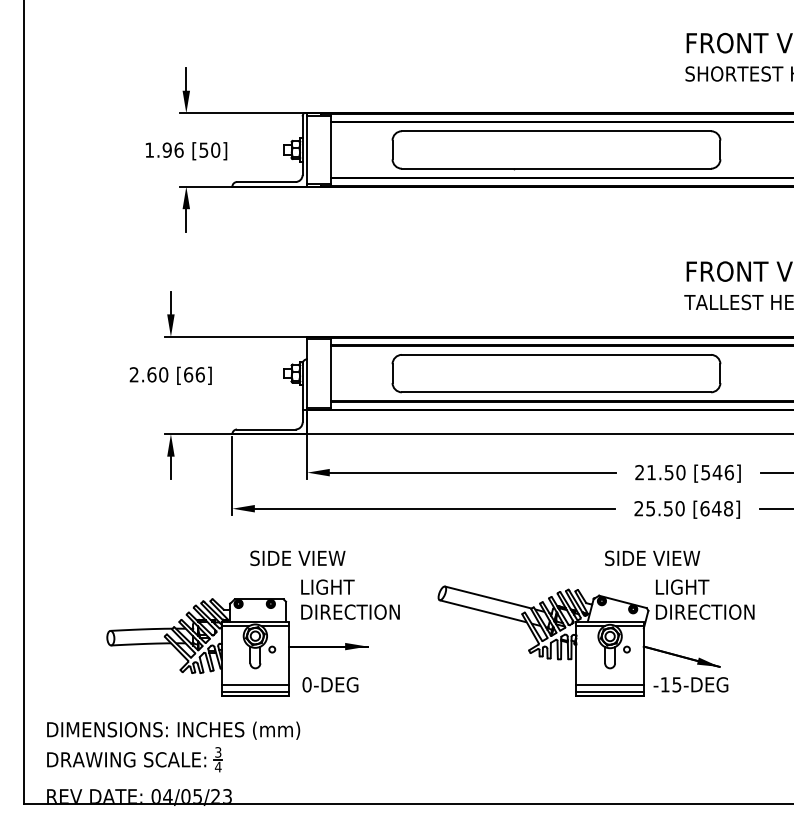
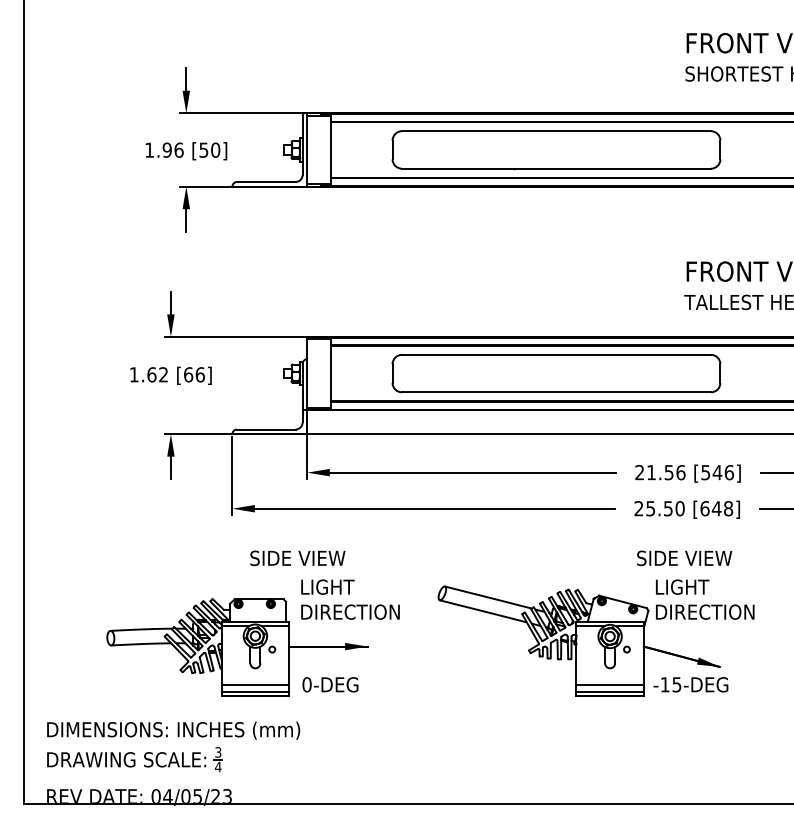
text: 2.60 -> 1.62 (148, 374)
text: 21.50 -> 21.56 (680, 472)
text position: (652, 558) -> (684, 558) (684, 558)
